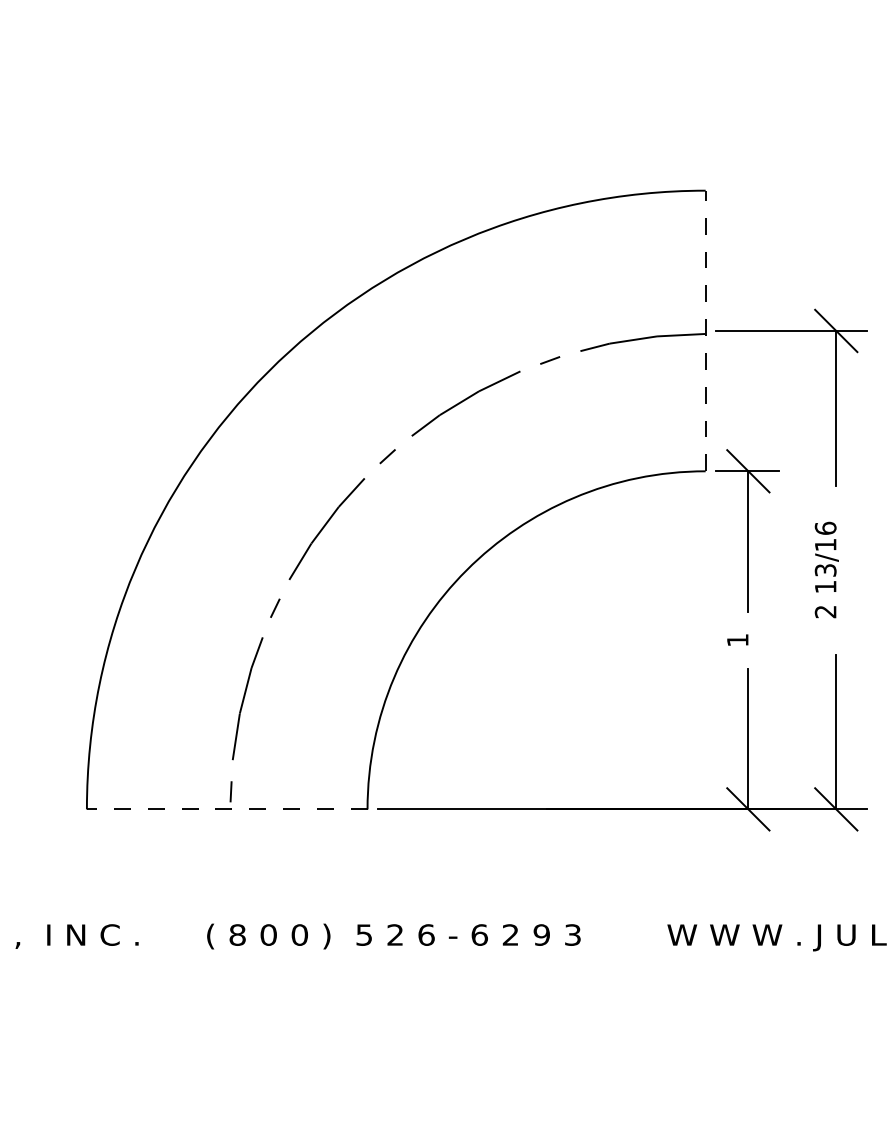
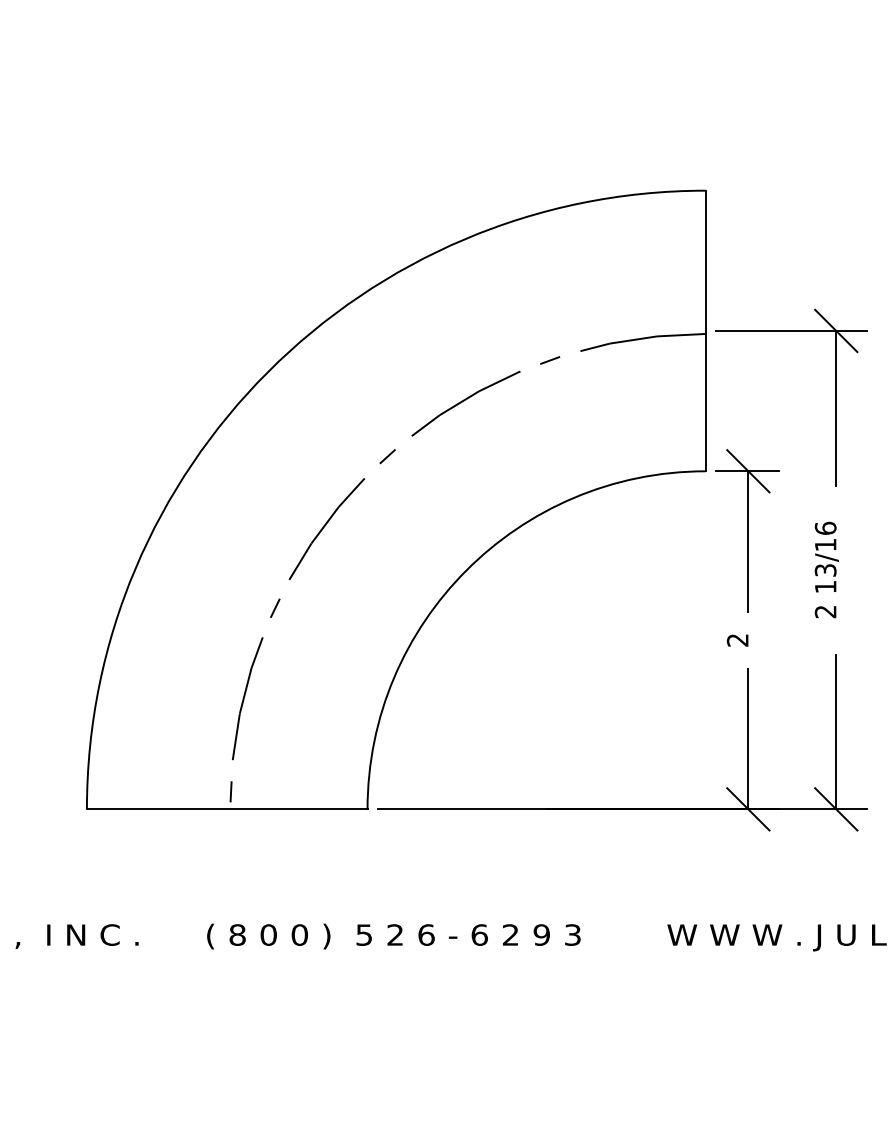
line: dashed -> solid (705, 330)
text: 1 -> 2 (737, 640)
line: dashed -> solid (226, 809)
